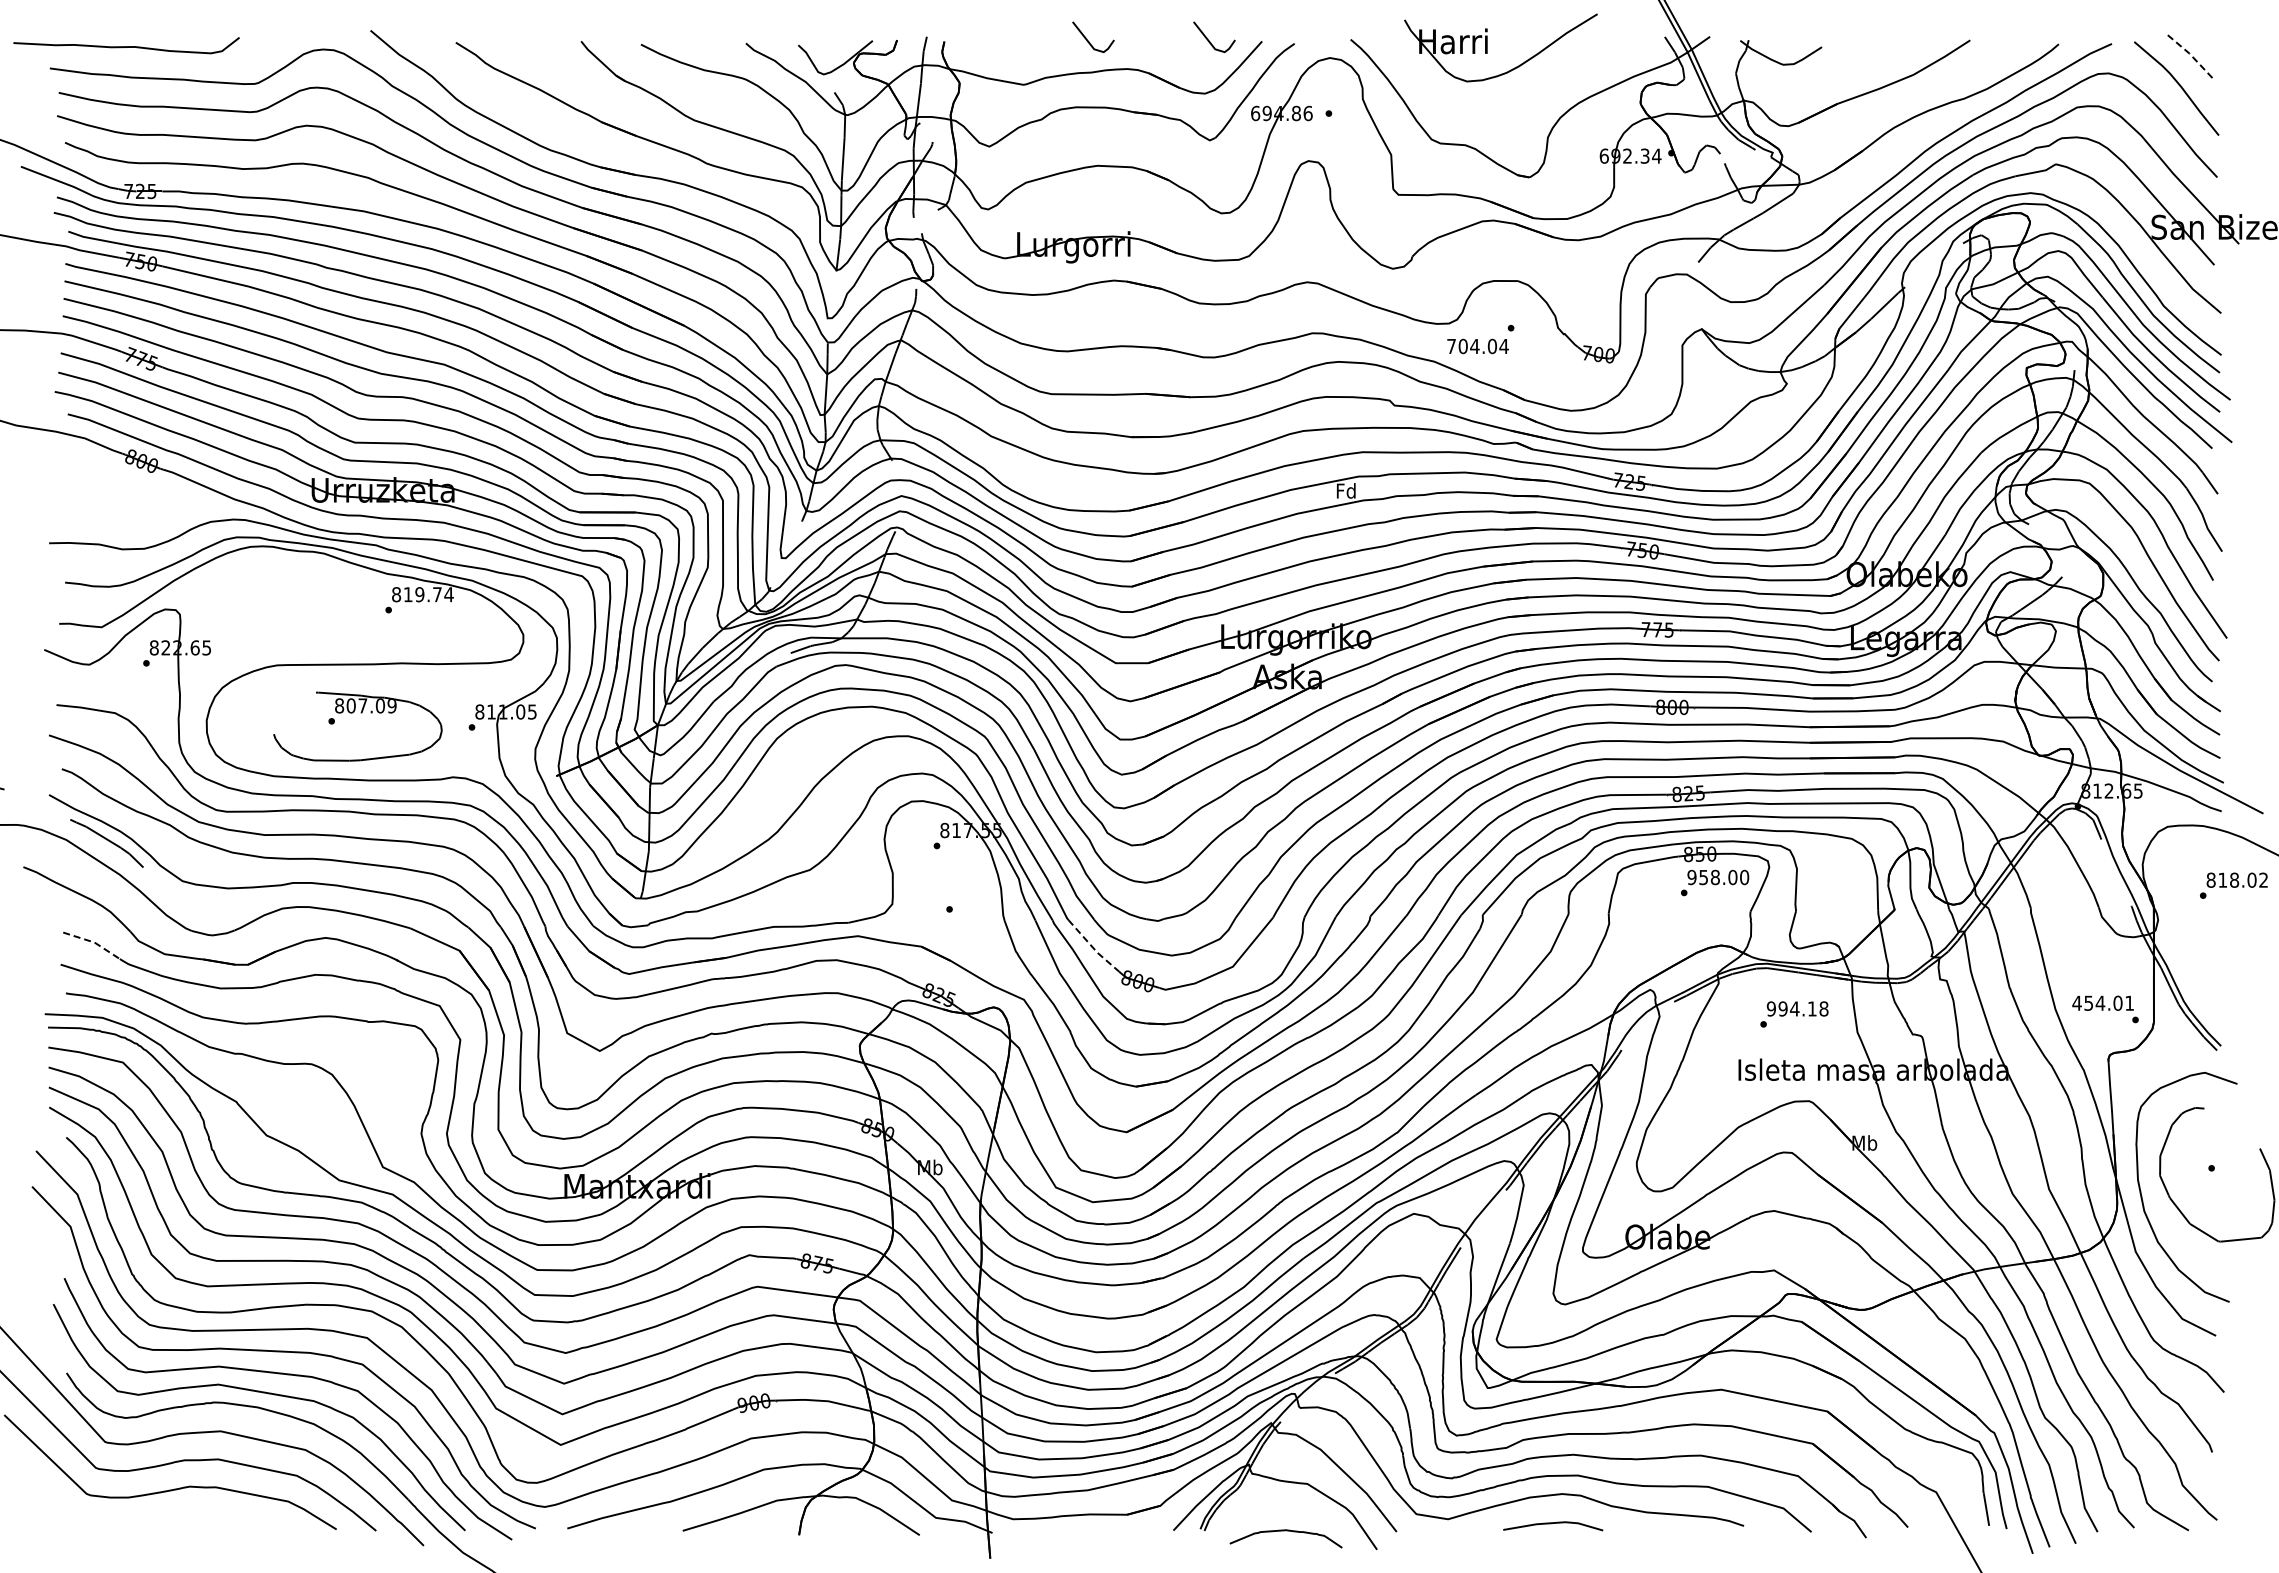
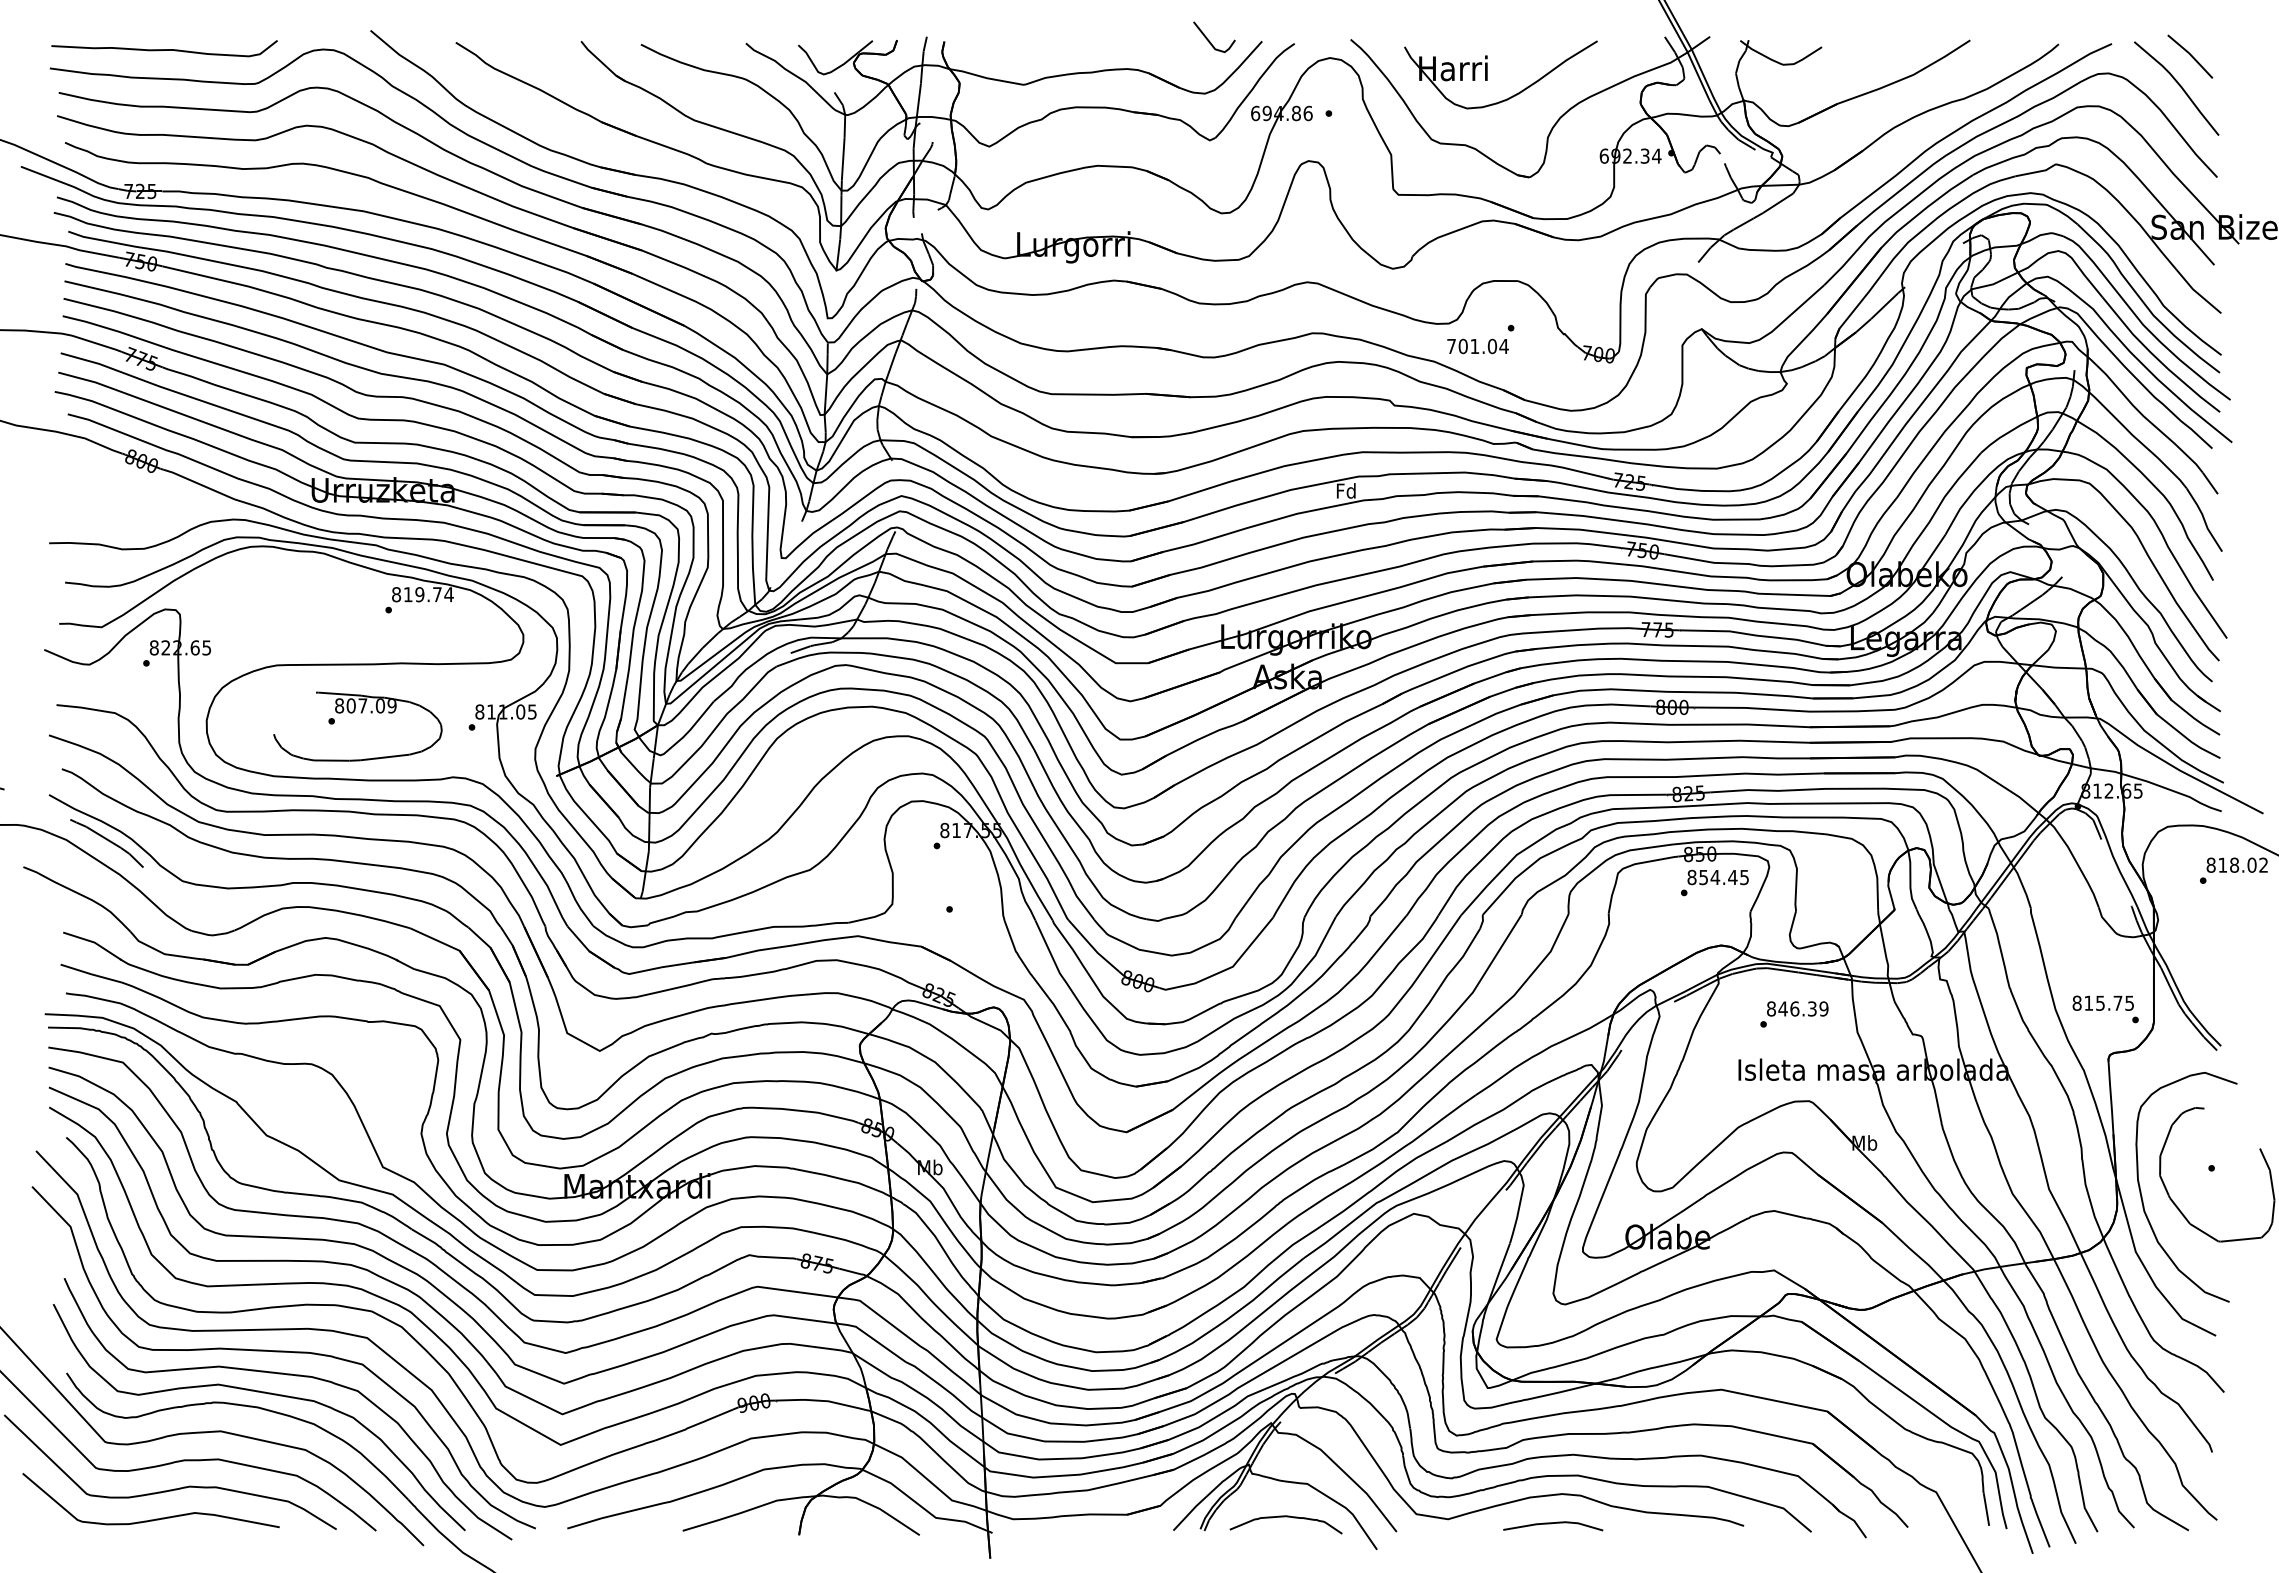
line: present -> none (1089, 41)
curve position: (126, 46) -> (164, 49) (164, 49)
part position: (1487, 47) -> (1487, 74) (1487, 74)
line: dashed -> solid (2191, 55)
text: 704.04 -> 701.04 (1474, 346)
text: 958.00 -> 854.45 (1718, 877)
text position: (2233, 885) -> (2233, 870) (2233, 870)
line: dashed -> solid (94, 942)
line: dashed -> solid (1093, 947)
text: 454.01 -> 815.75 (2102, 1002)
text: 994.18 -> 846.39 (1797, 1008)
curve: none -> present (155, 1518)
curve position: (1285, 1531) -> (1285, 1517) (1285, 1517)
